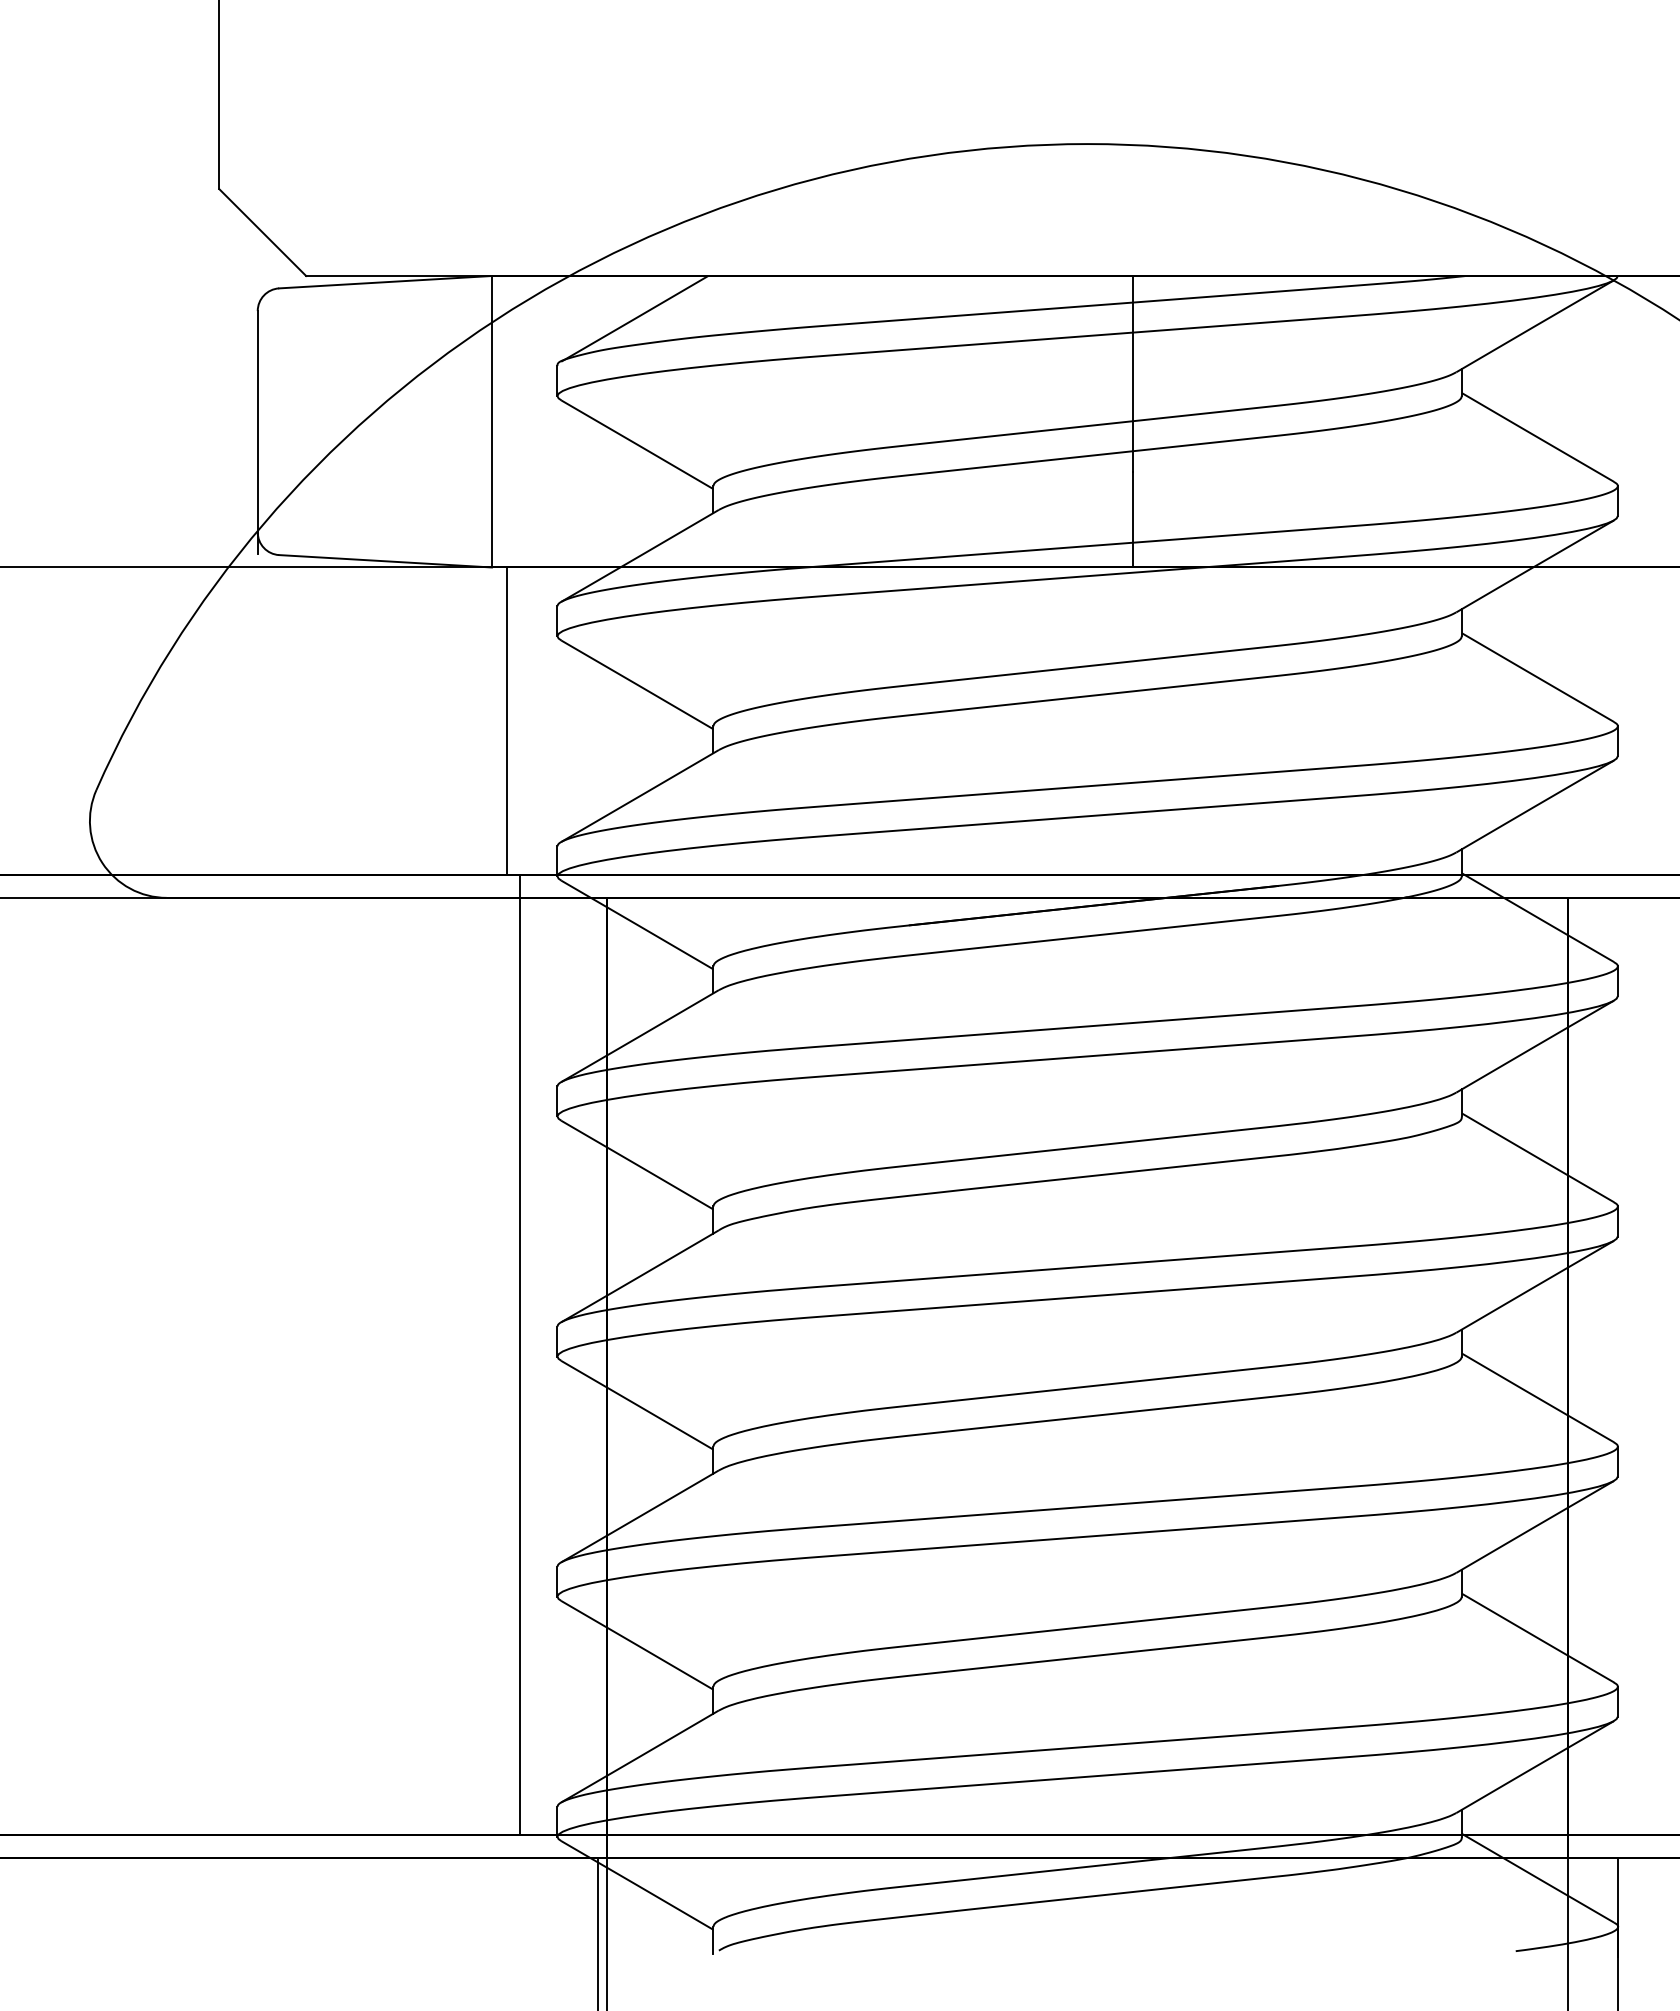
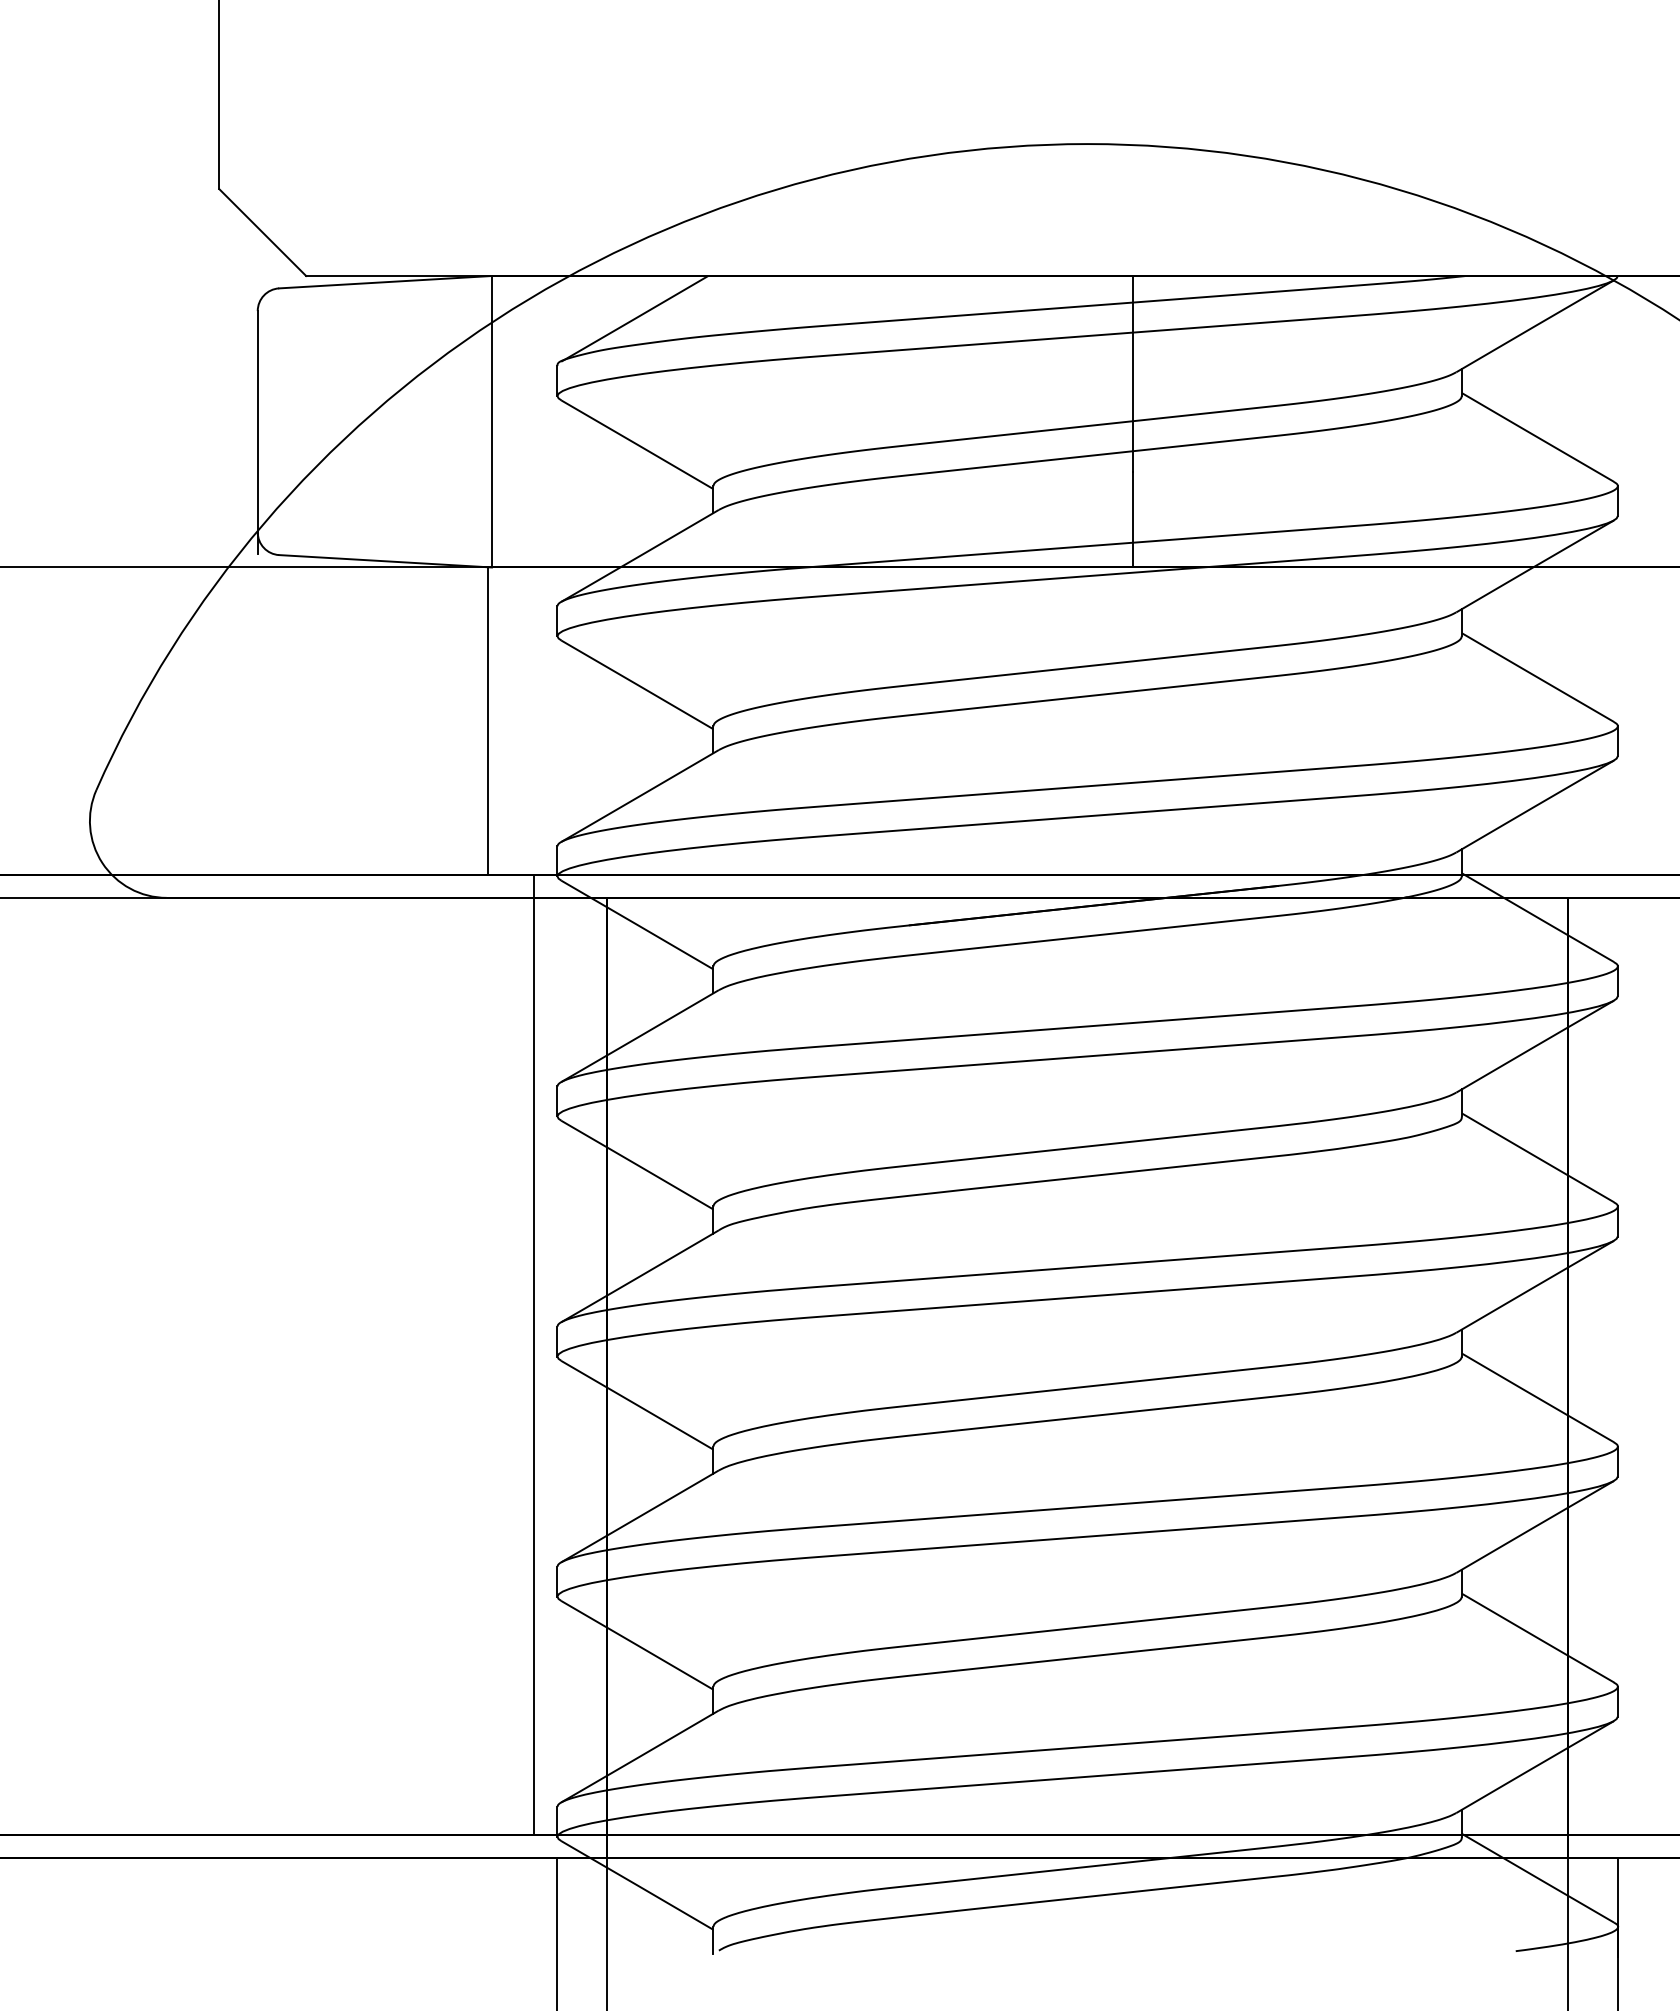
line position: (507, 720) -> (488, 720) (488, 720)
line position: (520, 1354) -> (534, 1354) (534, 1354)
line position: (598, 1932) -> (557, 1932) (557, 1932)
